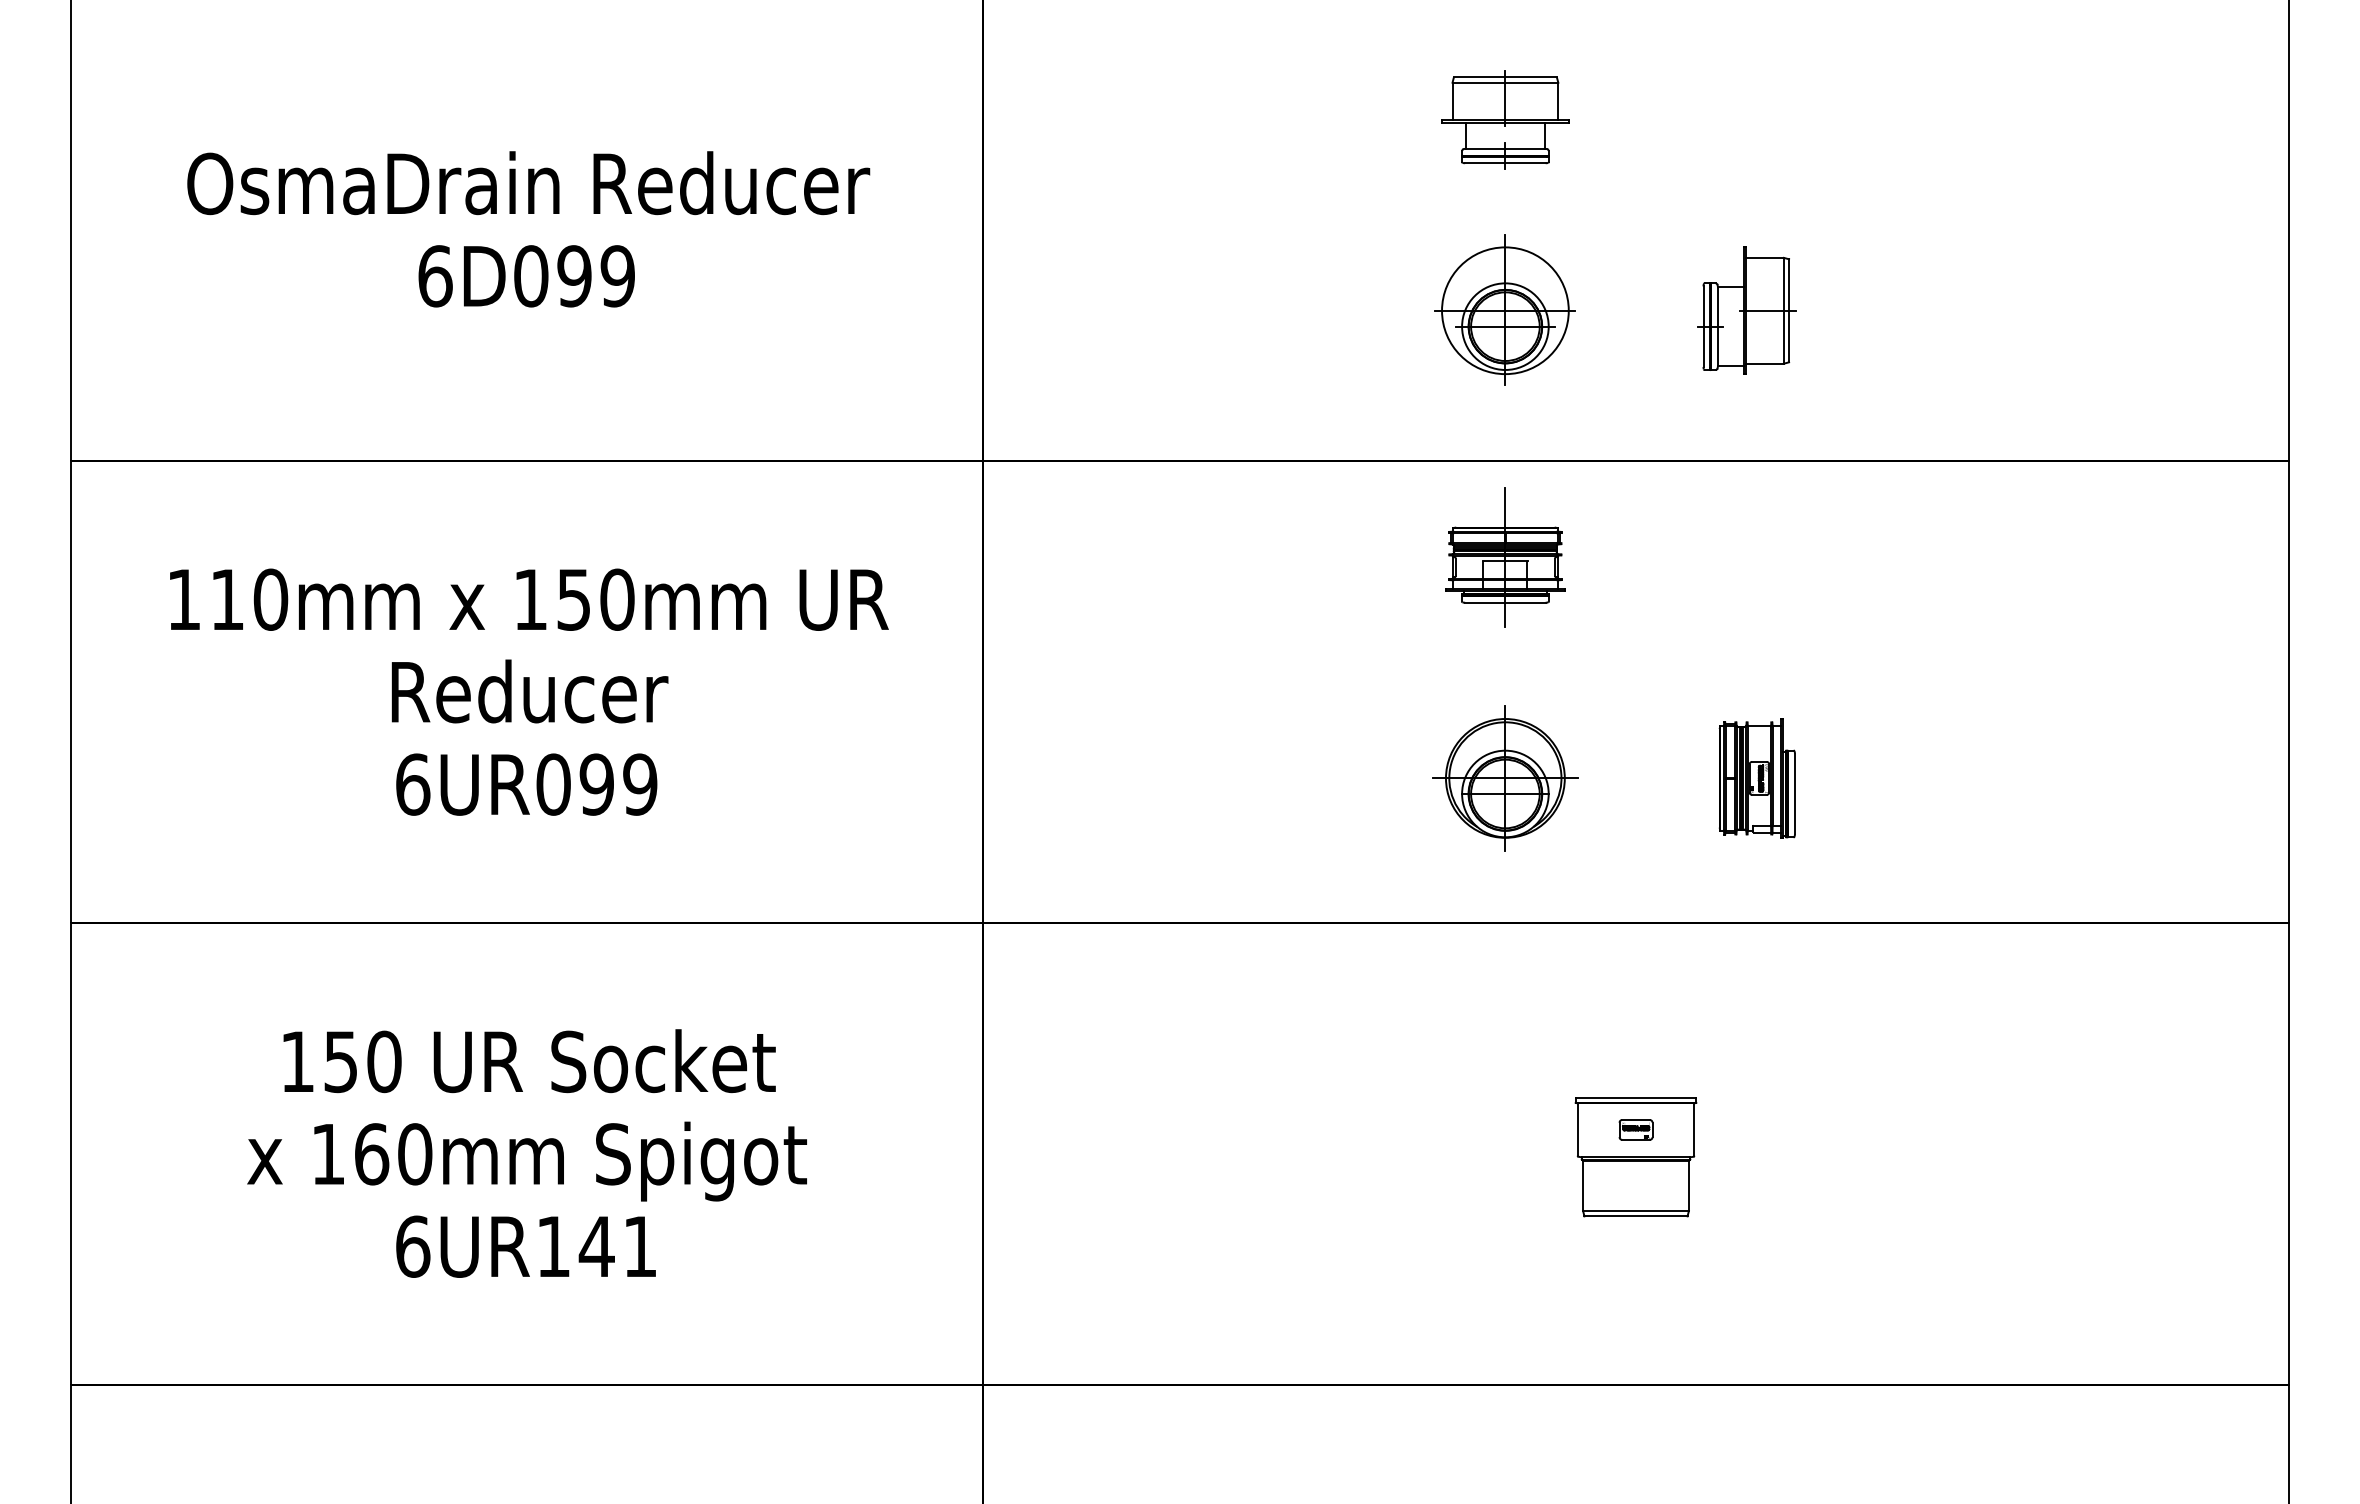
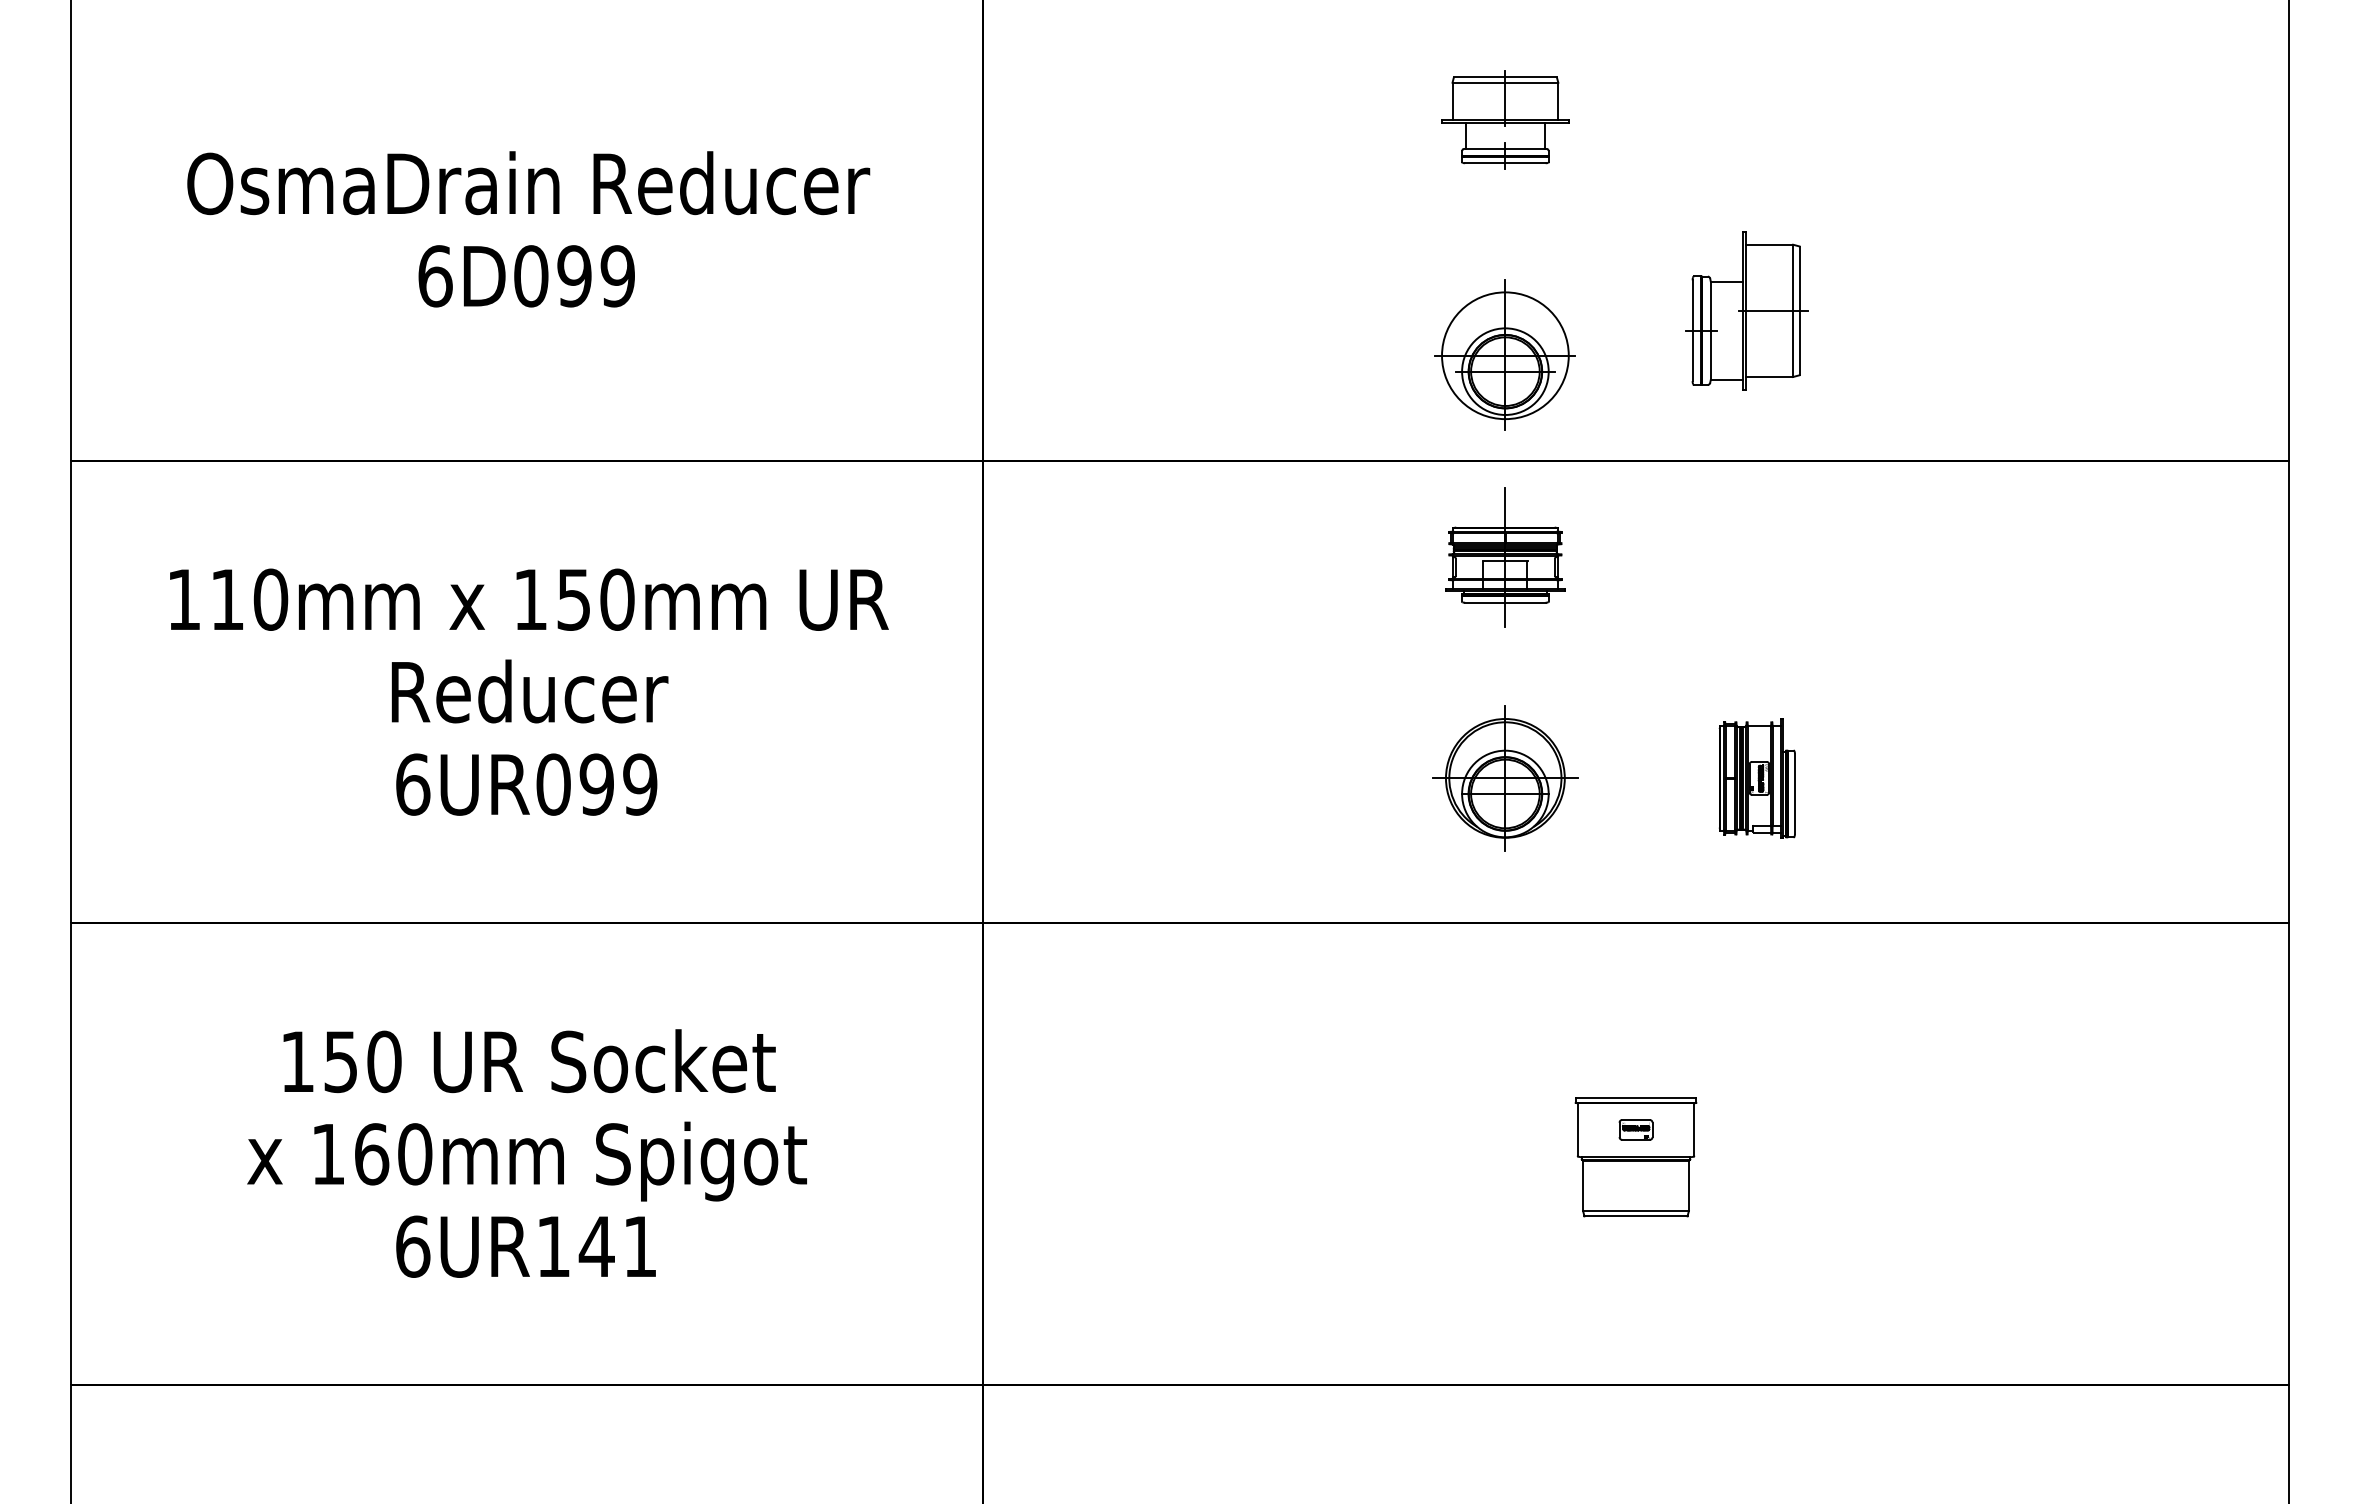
part position: (1504, 309) -> (1504, 354) (1504, 354)
part size: 100x129 px -> 124x160 px (1746, 310)
